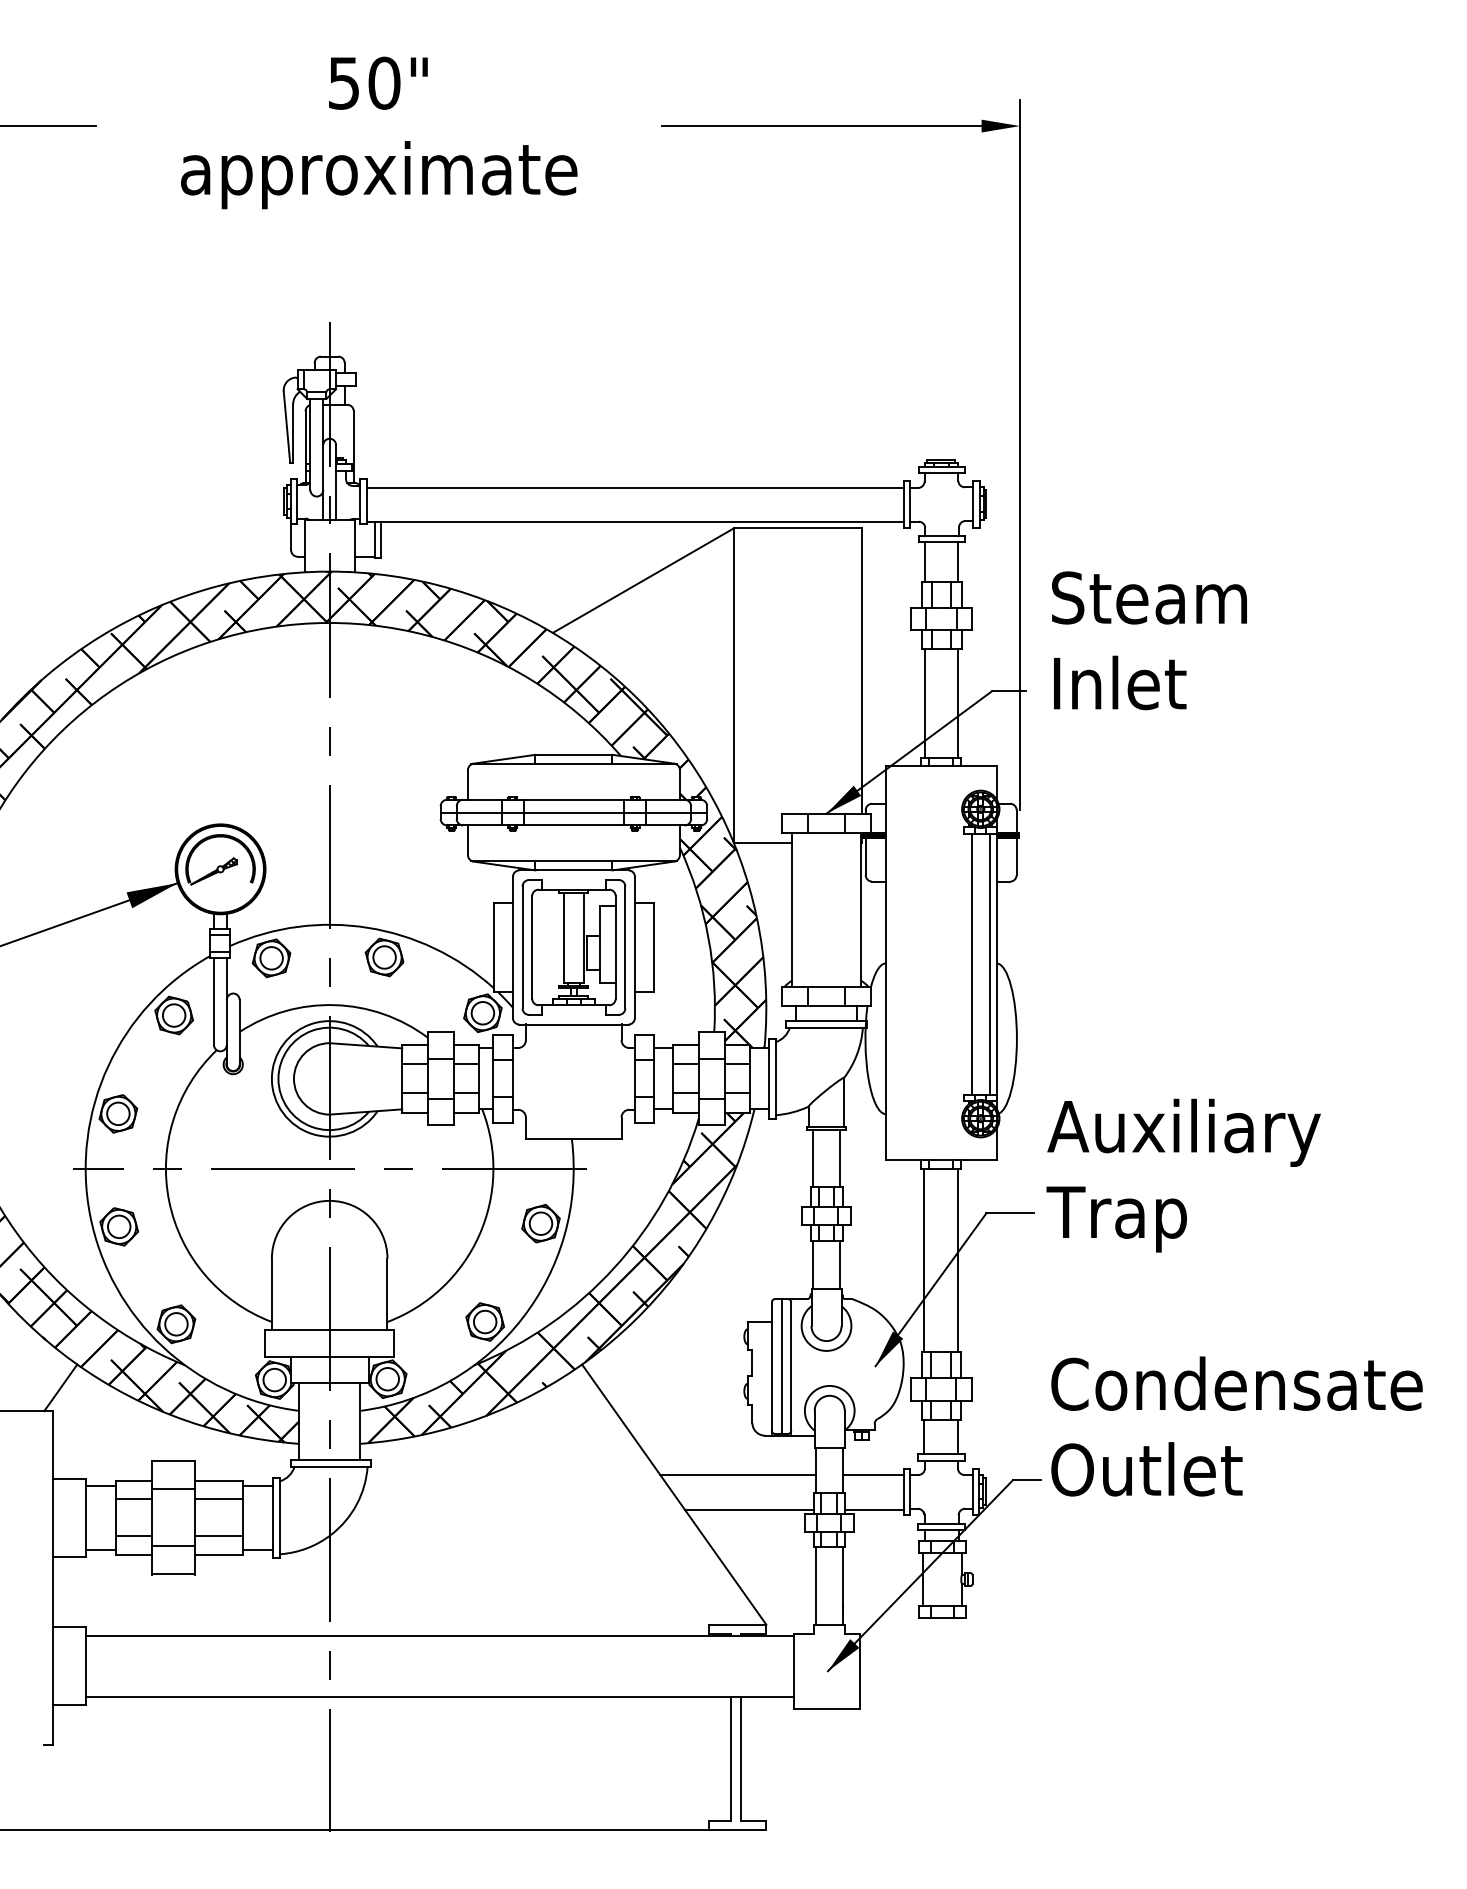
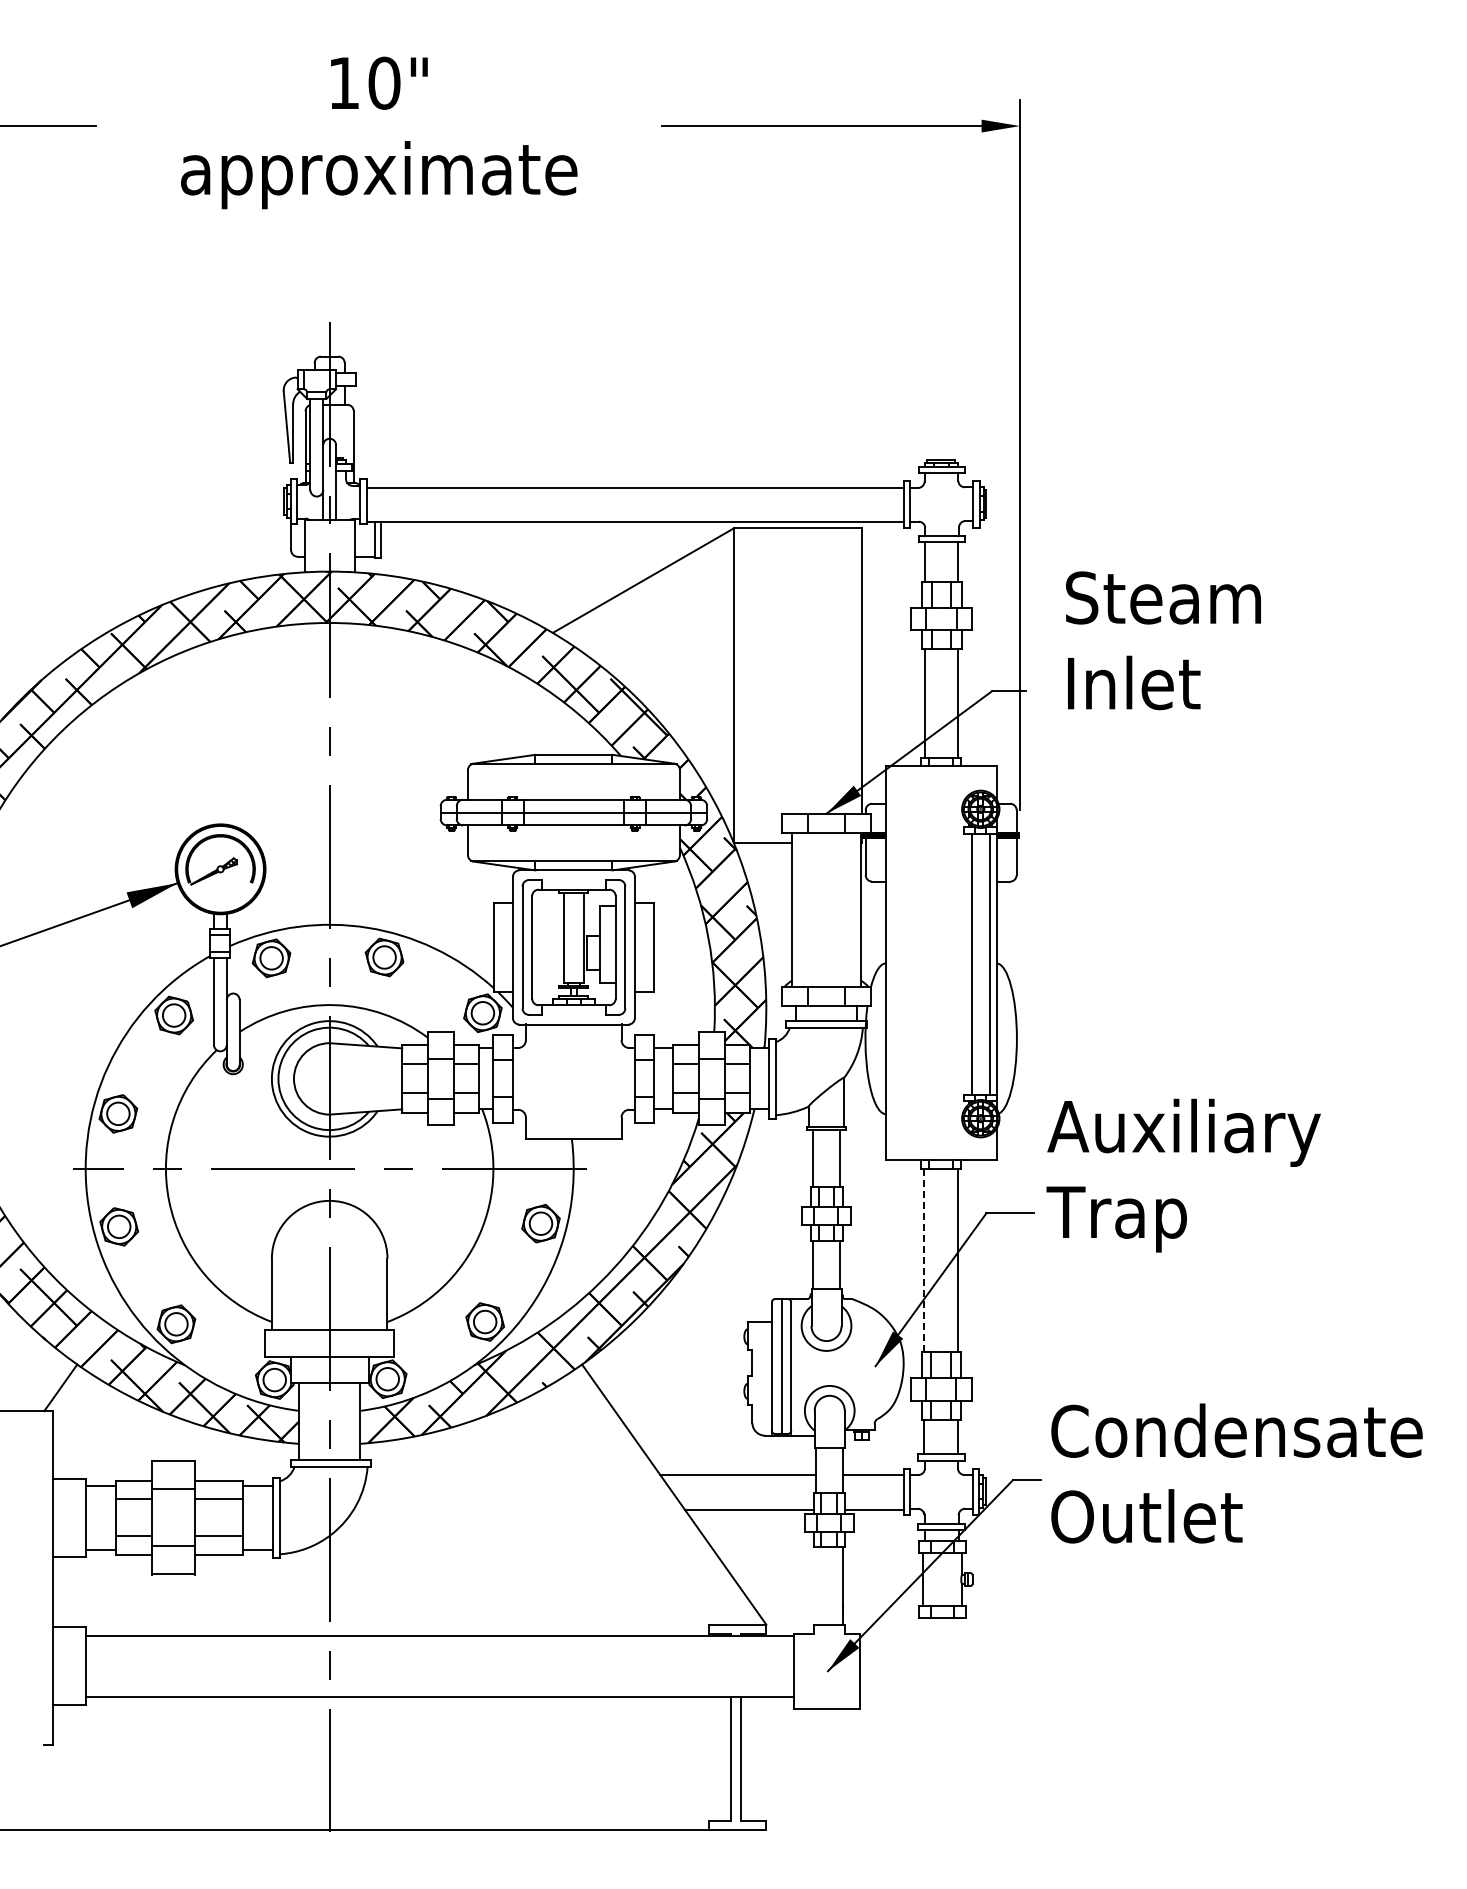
text: 50" -> 10" (343, 83)
text position: (1149, 640) -> (1163, 640) (1163, 640)
line: solid -> dashed (924, 1260)
text position: (1236, 1426) -> (1236, 1473) (1236, 1473)
line: present -> none (816, 1586)
